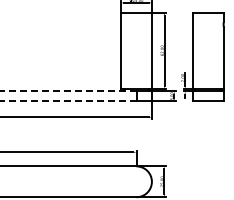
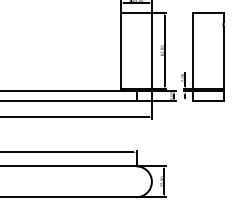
line: dashed -> solid (68, 91)
line: dashed -> solid (68, 101)
